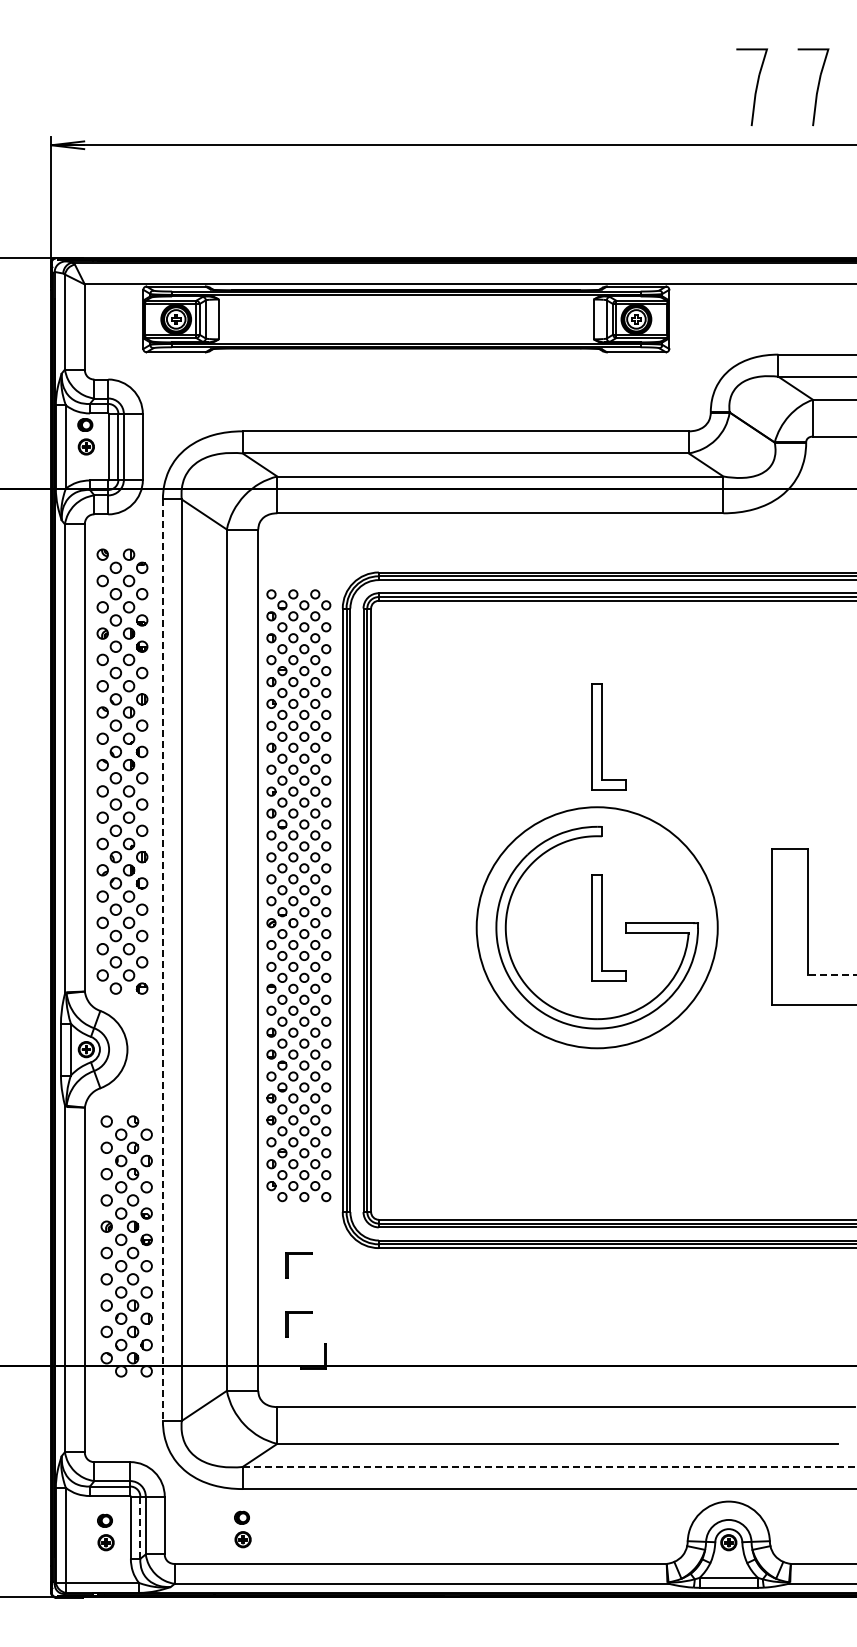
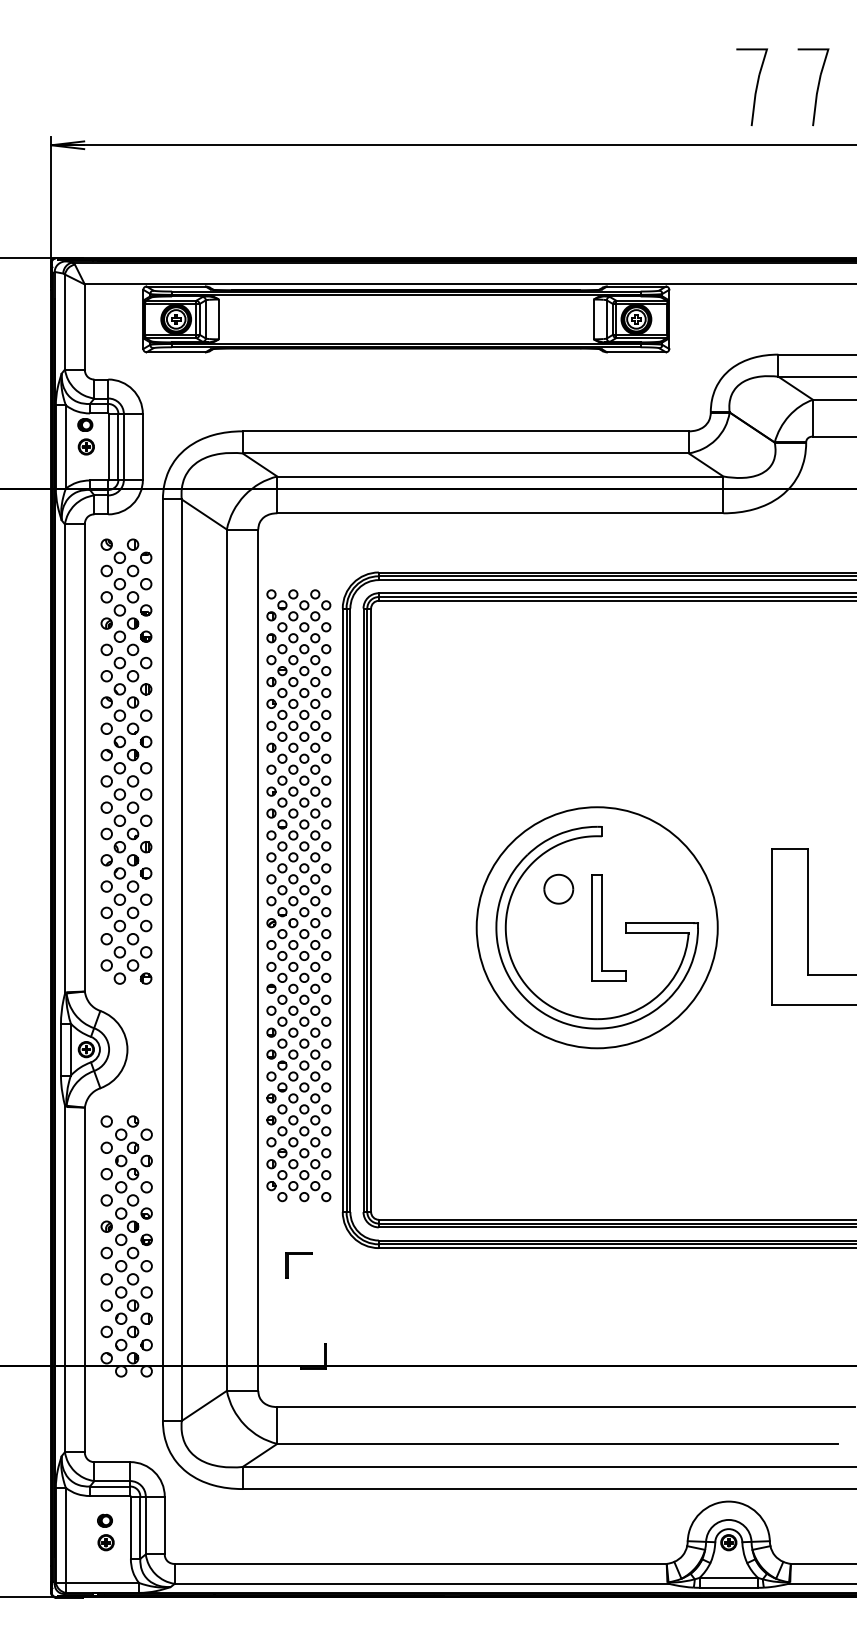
part: present -> none (608, 736)
part position: (122, 771) -> (126, 761) (126, 761)
part: none -> present (558, 888)
line: dashed -> solid (162, 960)
line: dashed -> solid (831, 974)
part: present -> none (288, 1324)
line: dashed -> solid (549, 1466)
line: dashed -> solid (140, 1527)
part: present -> none (242, 1529)
